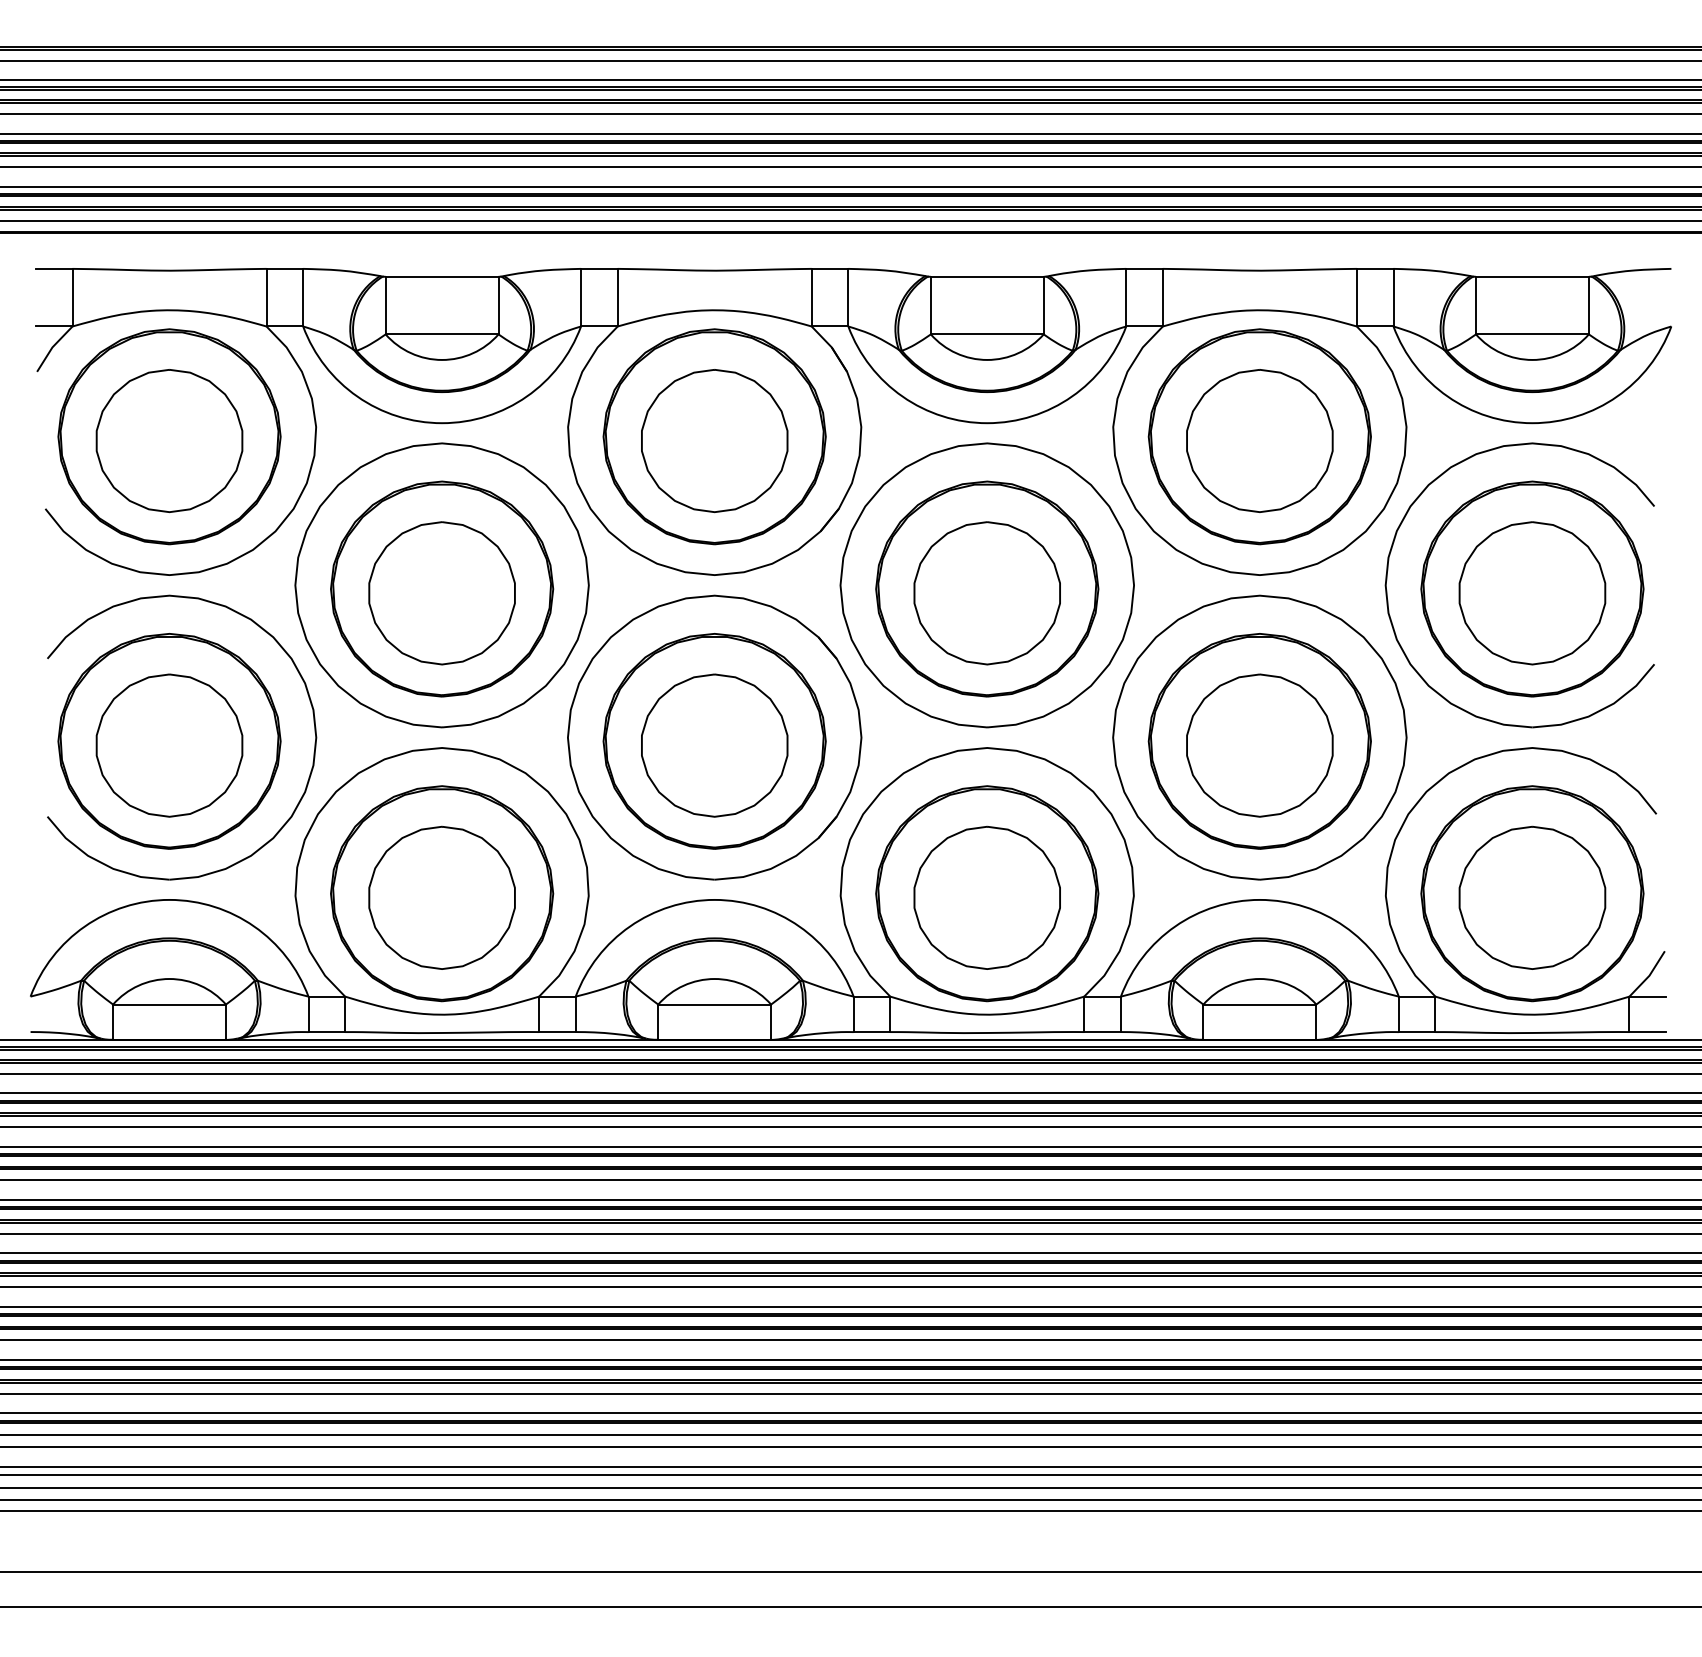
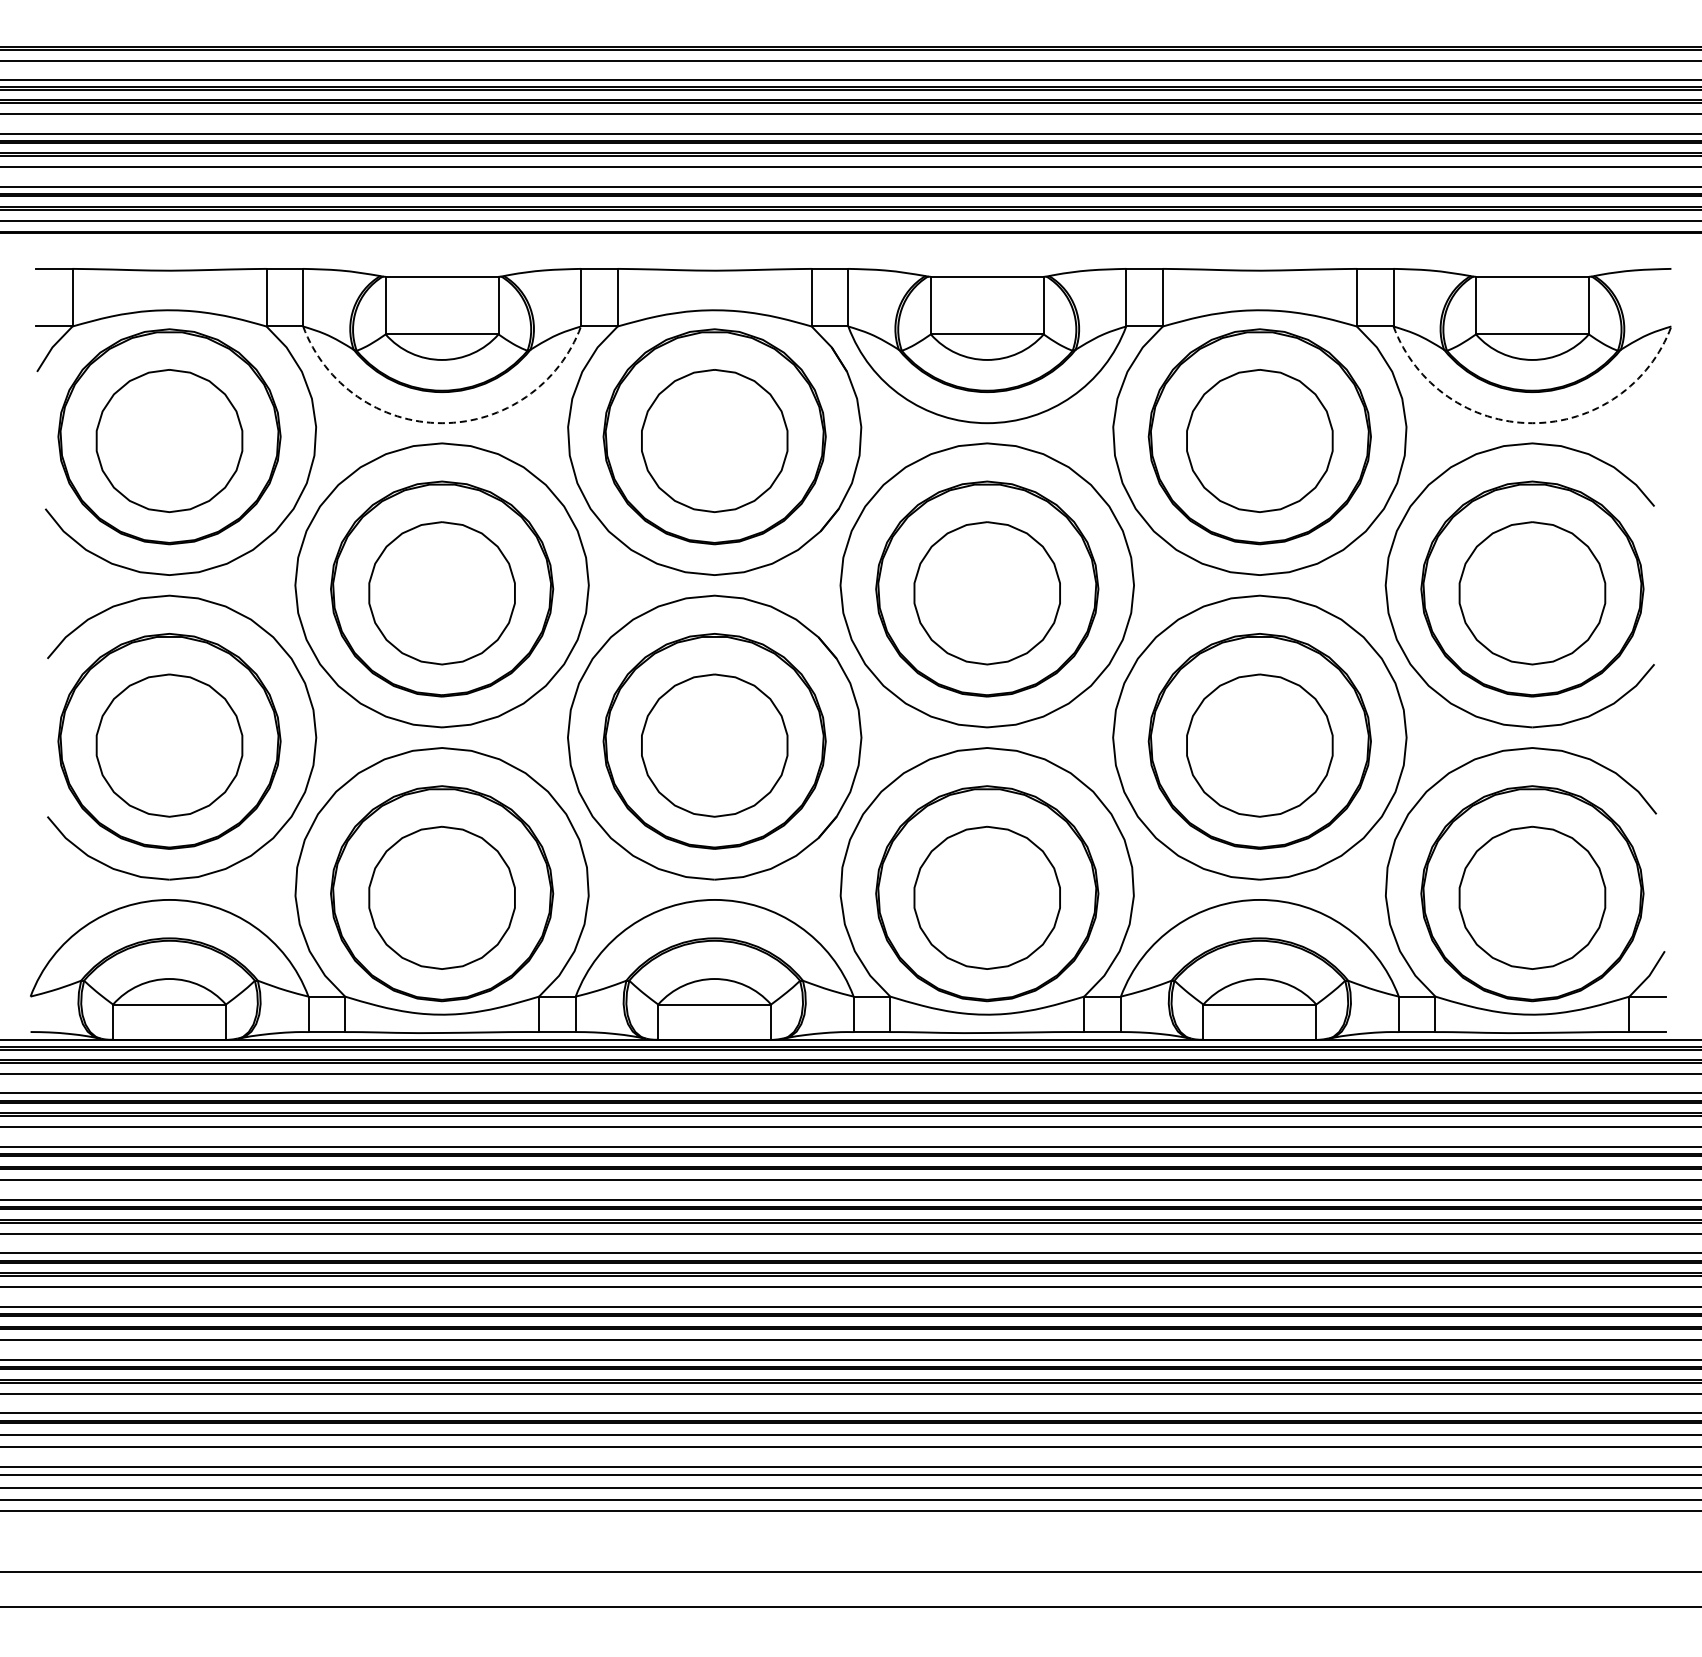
arc: solid -> dashed (442, 423)
arc: solid -> dashed (1532, 423)
